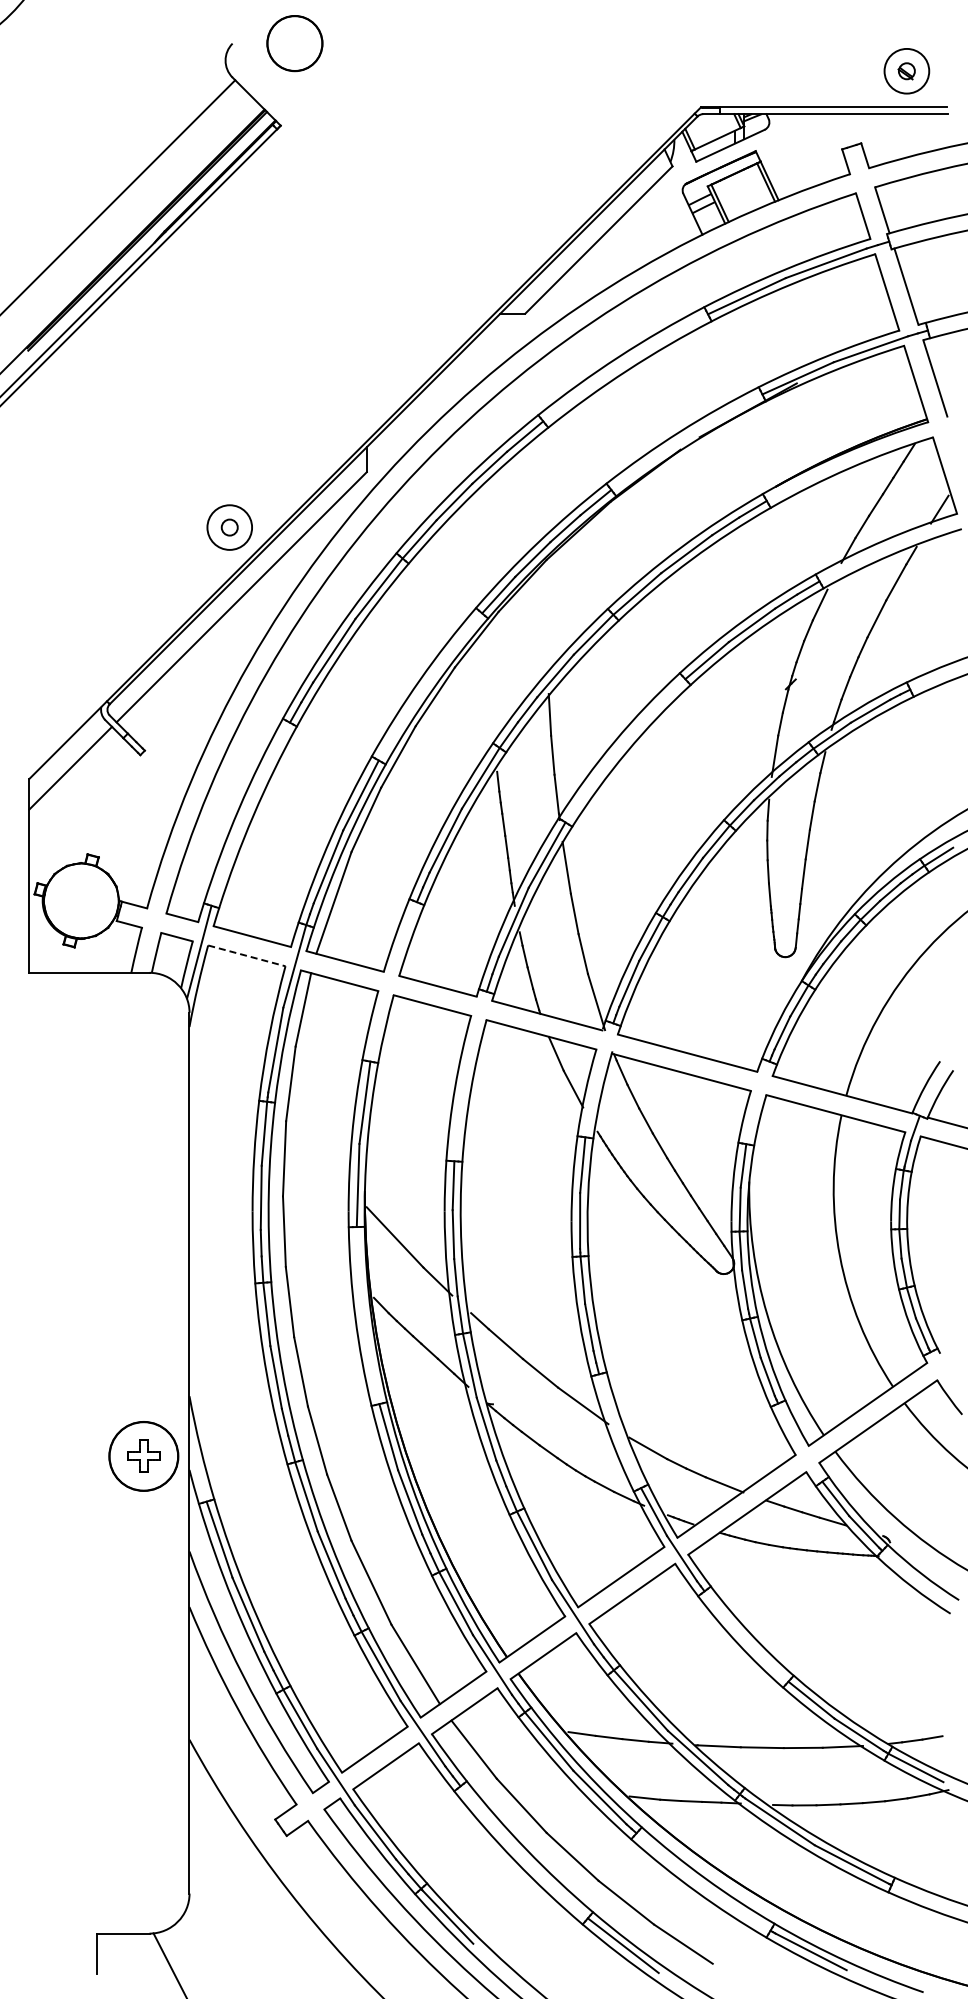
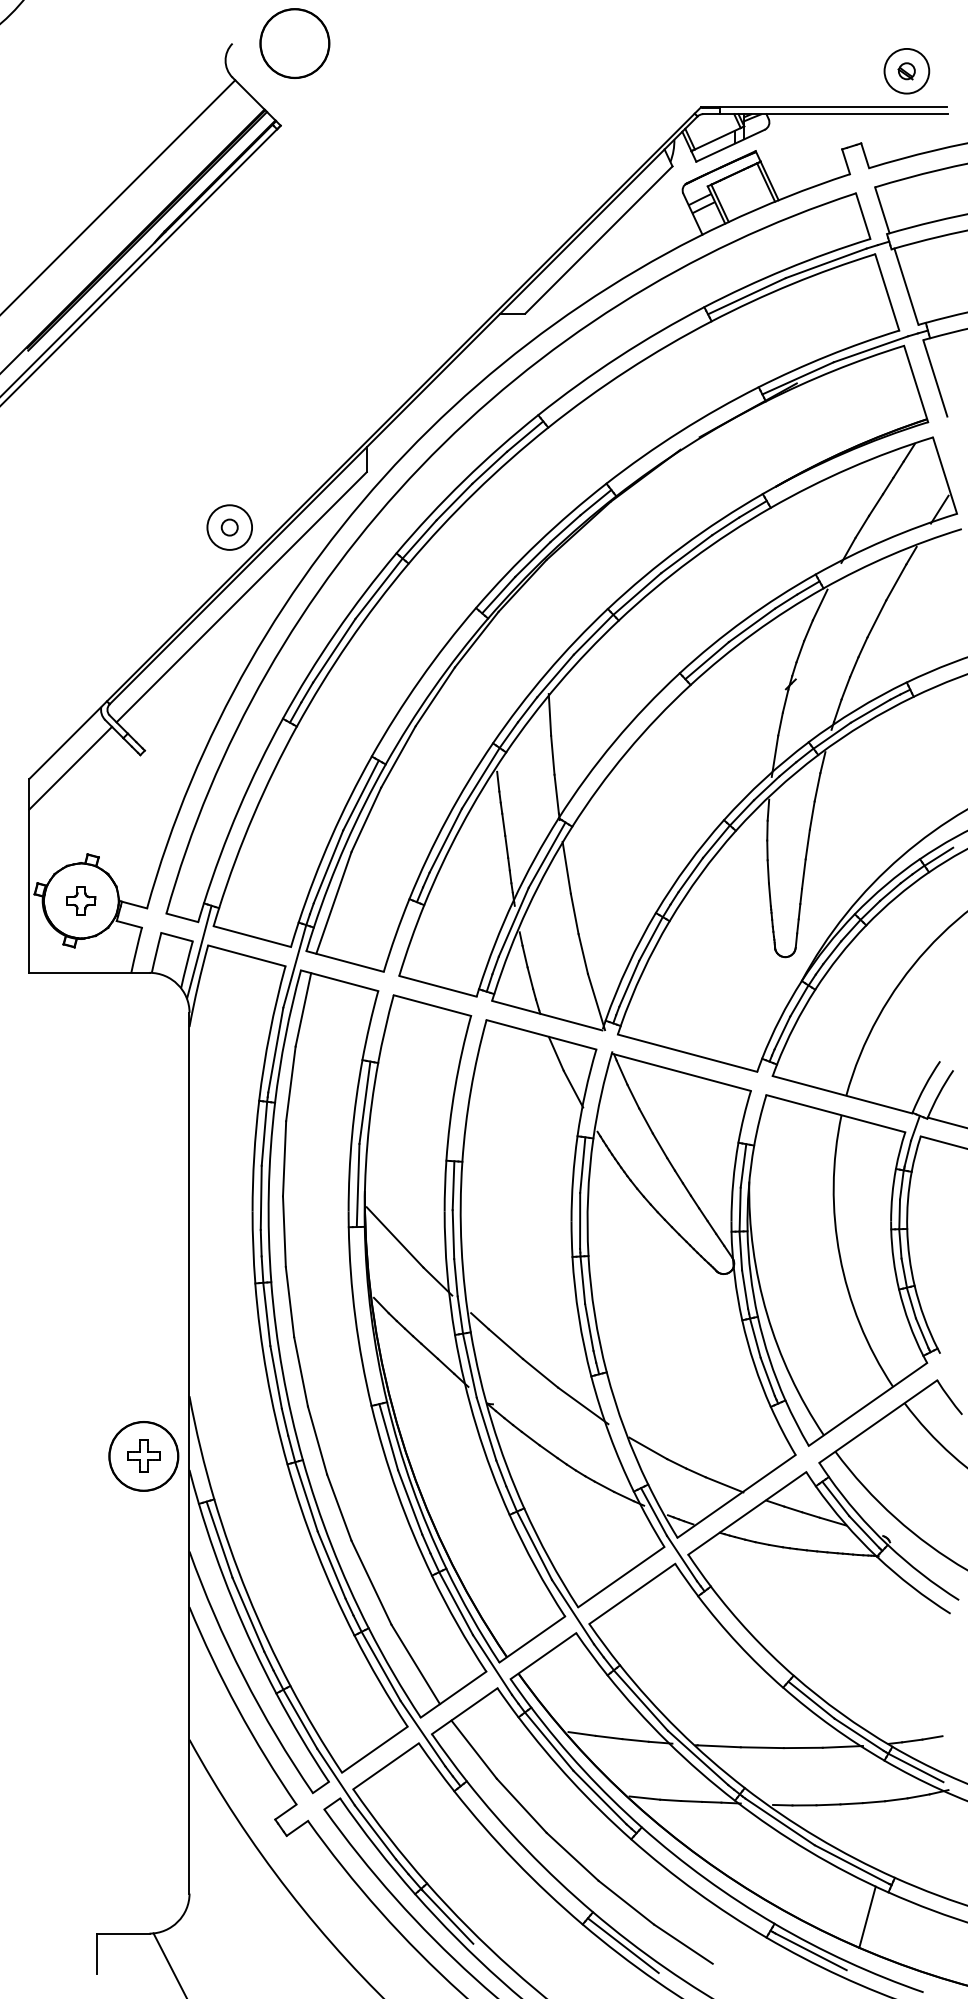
circle size: 58x58 px -> 72x71 px (294, 43)
part: none -> present (81, 900)
line: dashed -> solid (247, 956)
line: none -> present (867, 1916)
